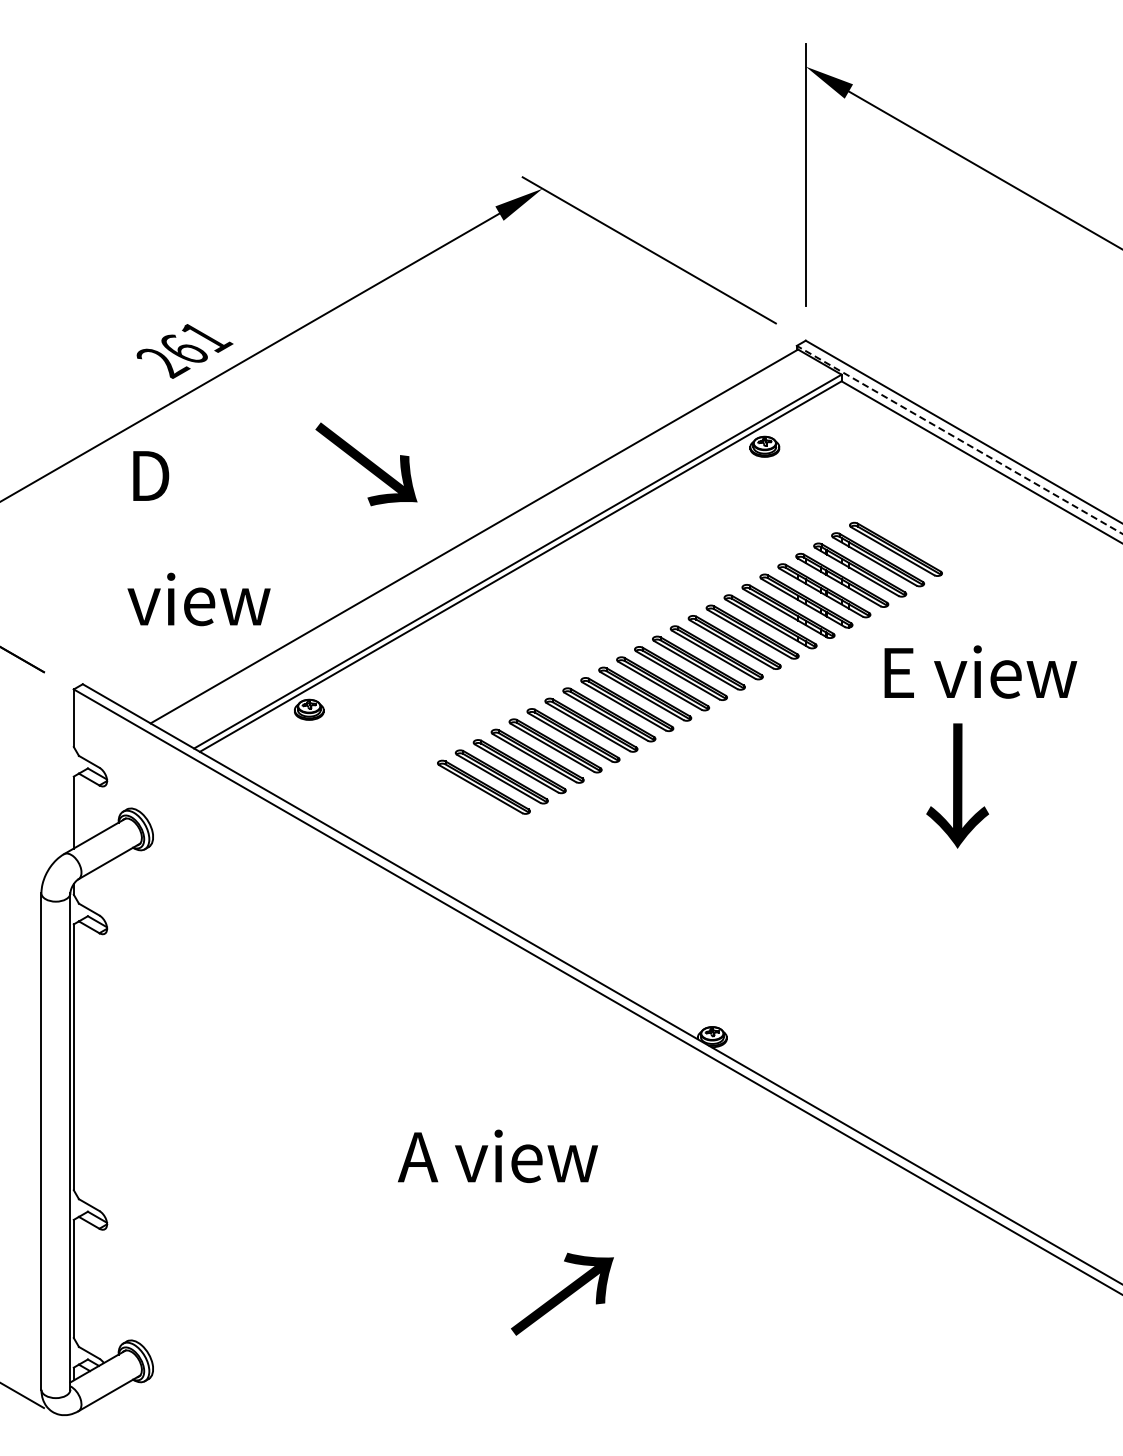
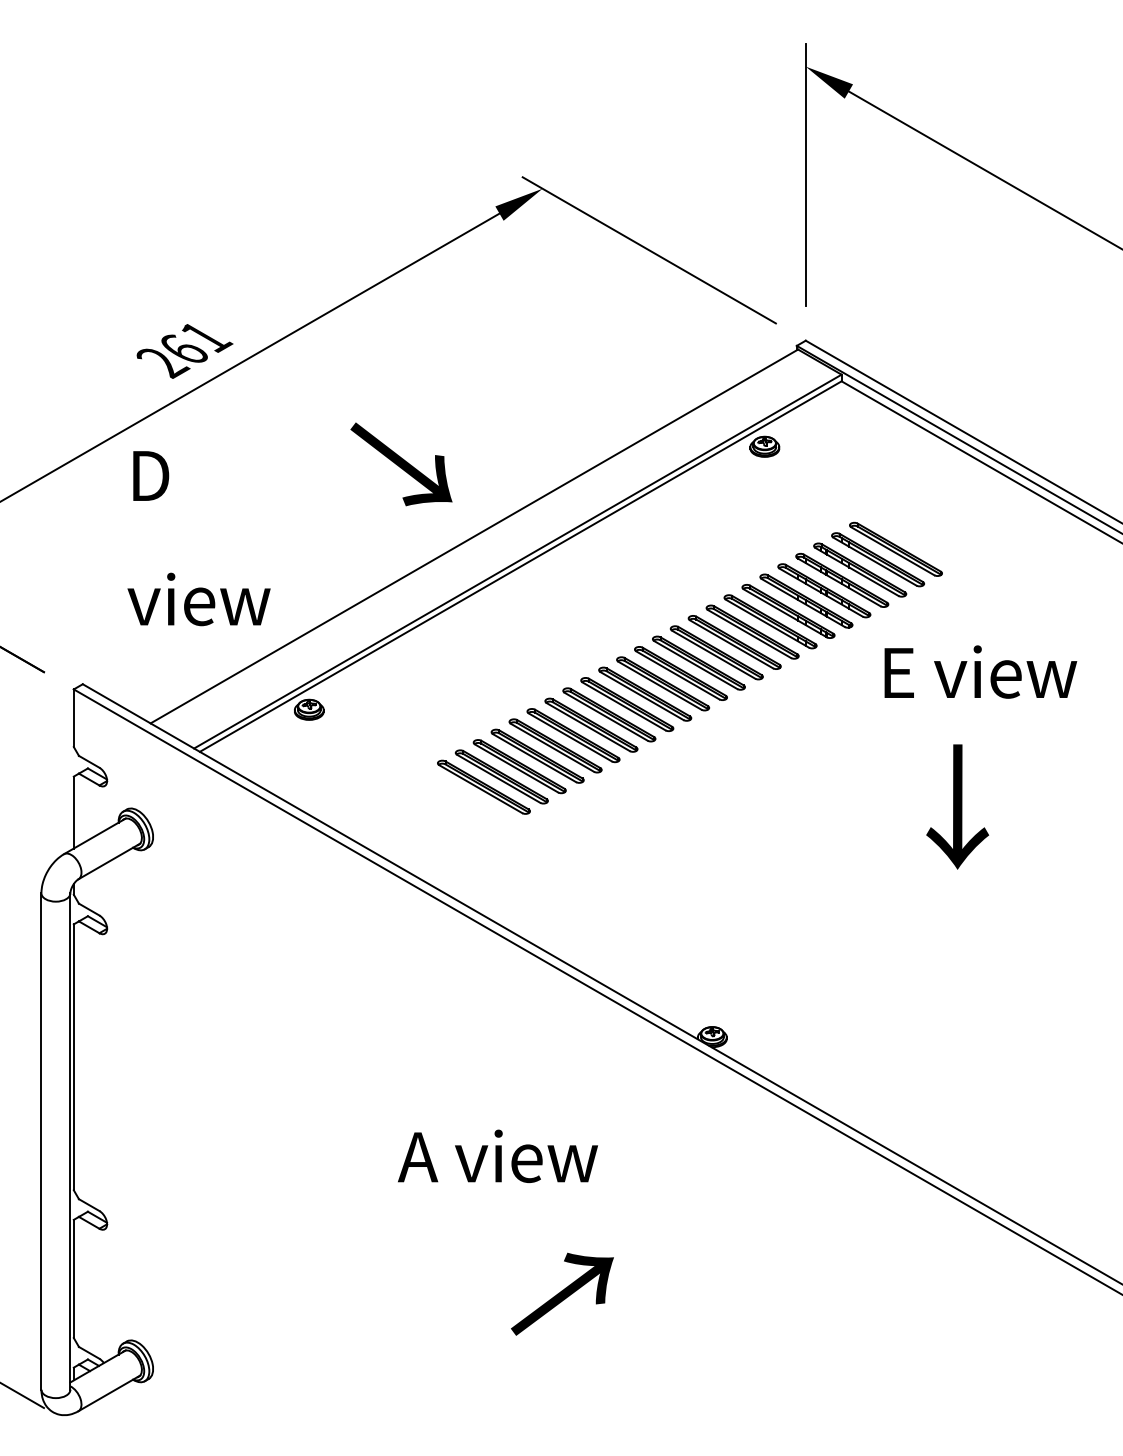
line: dashed -> solid (959, 439)
text position: (366, 464) -> (401, 464) (401, 464)
text position: (957, 785) -> (957, 806) (957, 806)
